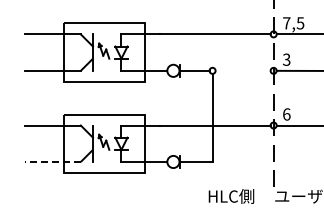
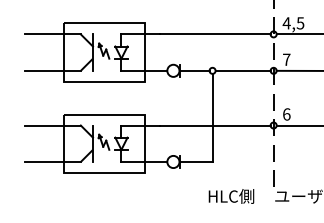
text: 7,5 -> 4,5 (286, 23)
text: 3 -> 7 (286, 59)
line: none -> present (242, 70)
line: dashed -> solid (52, 161)
